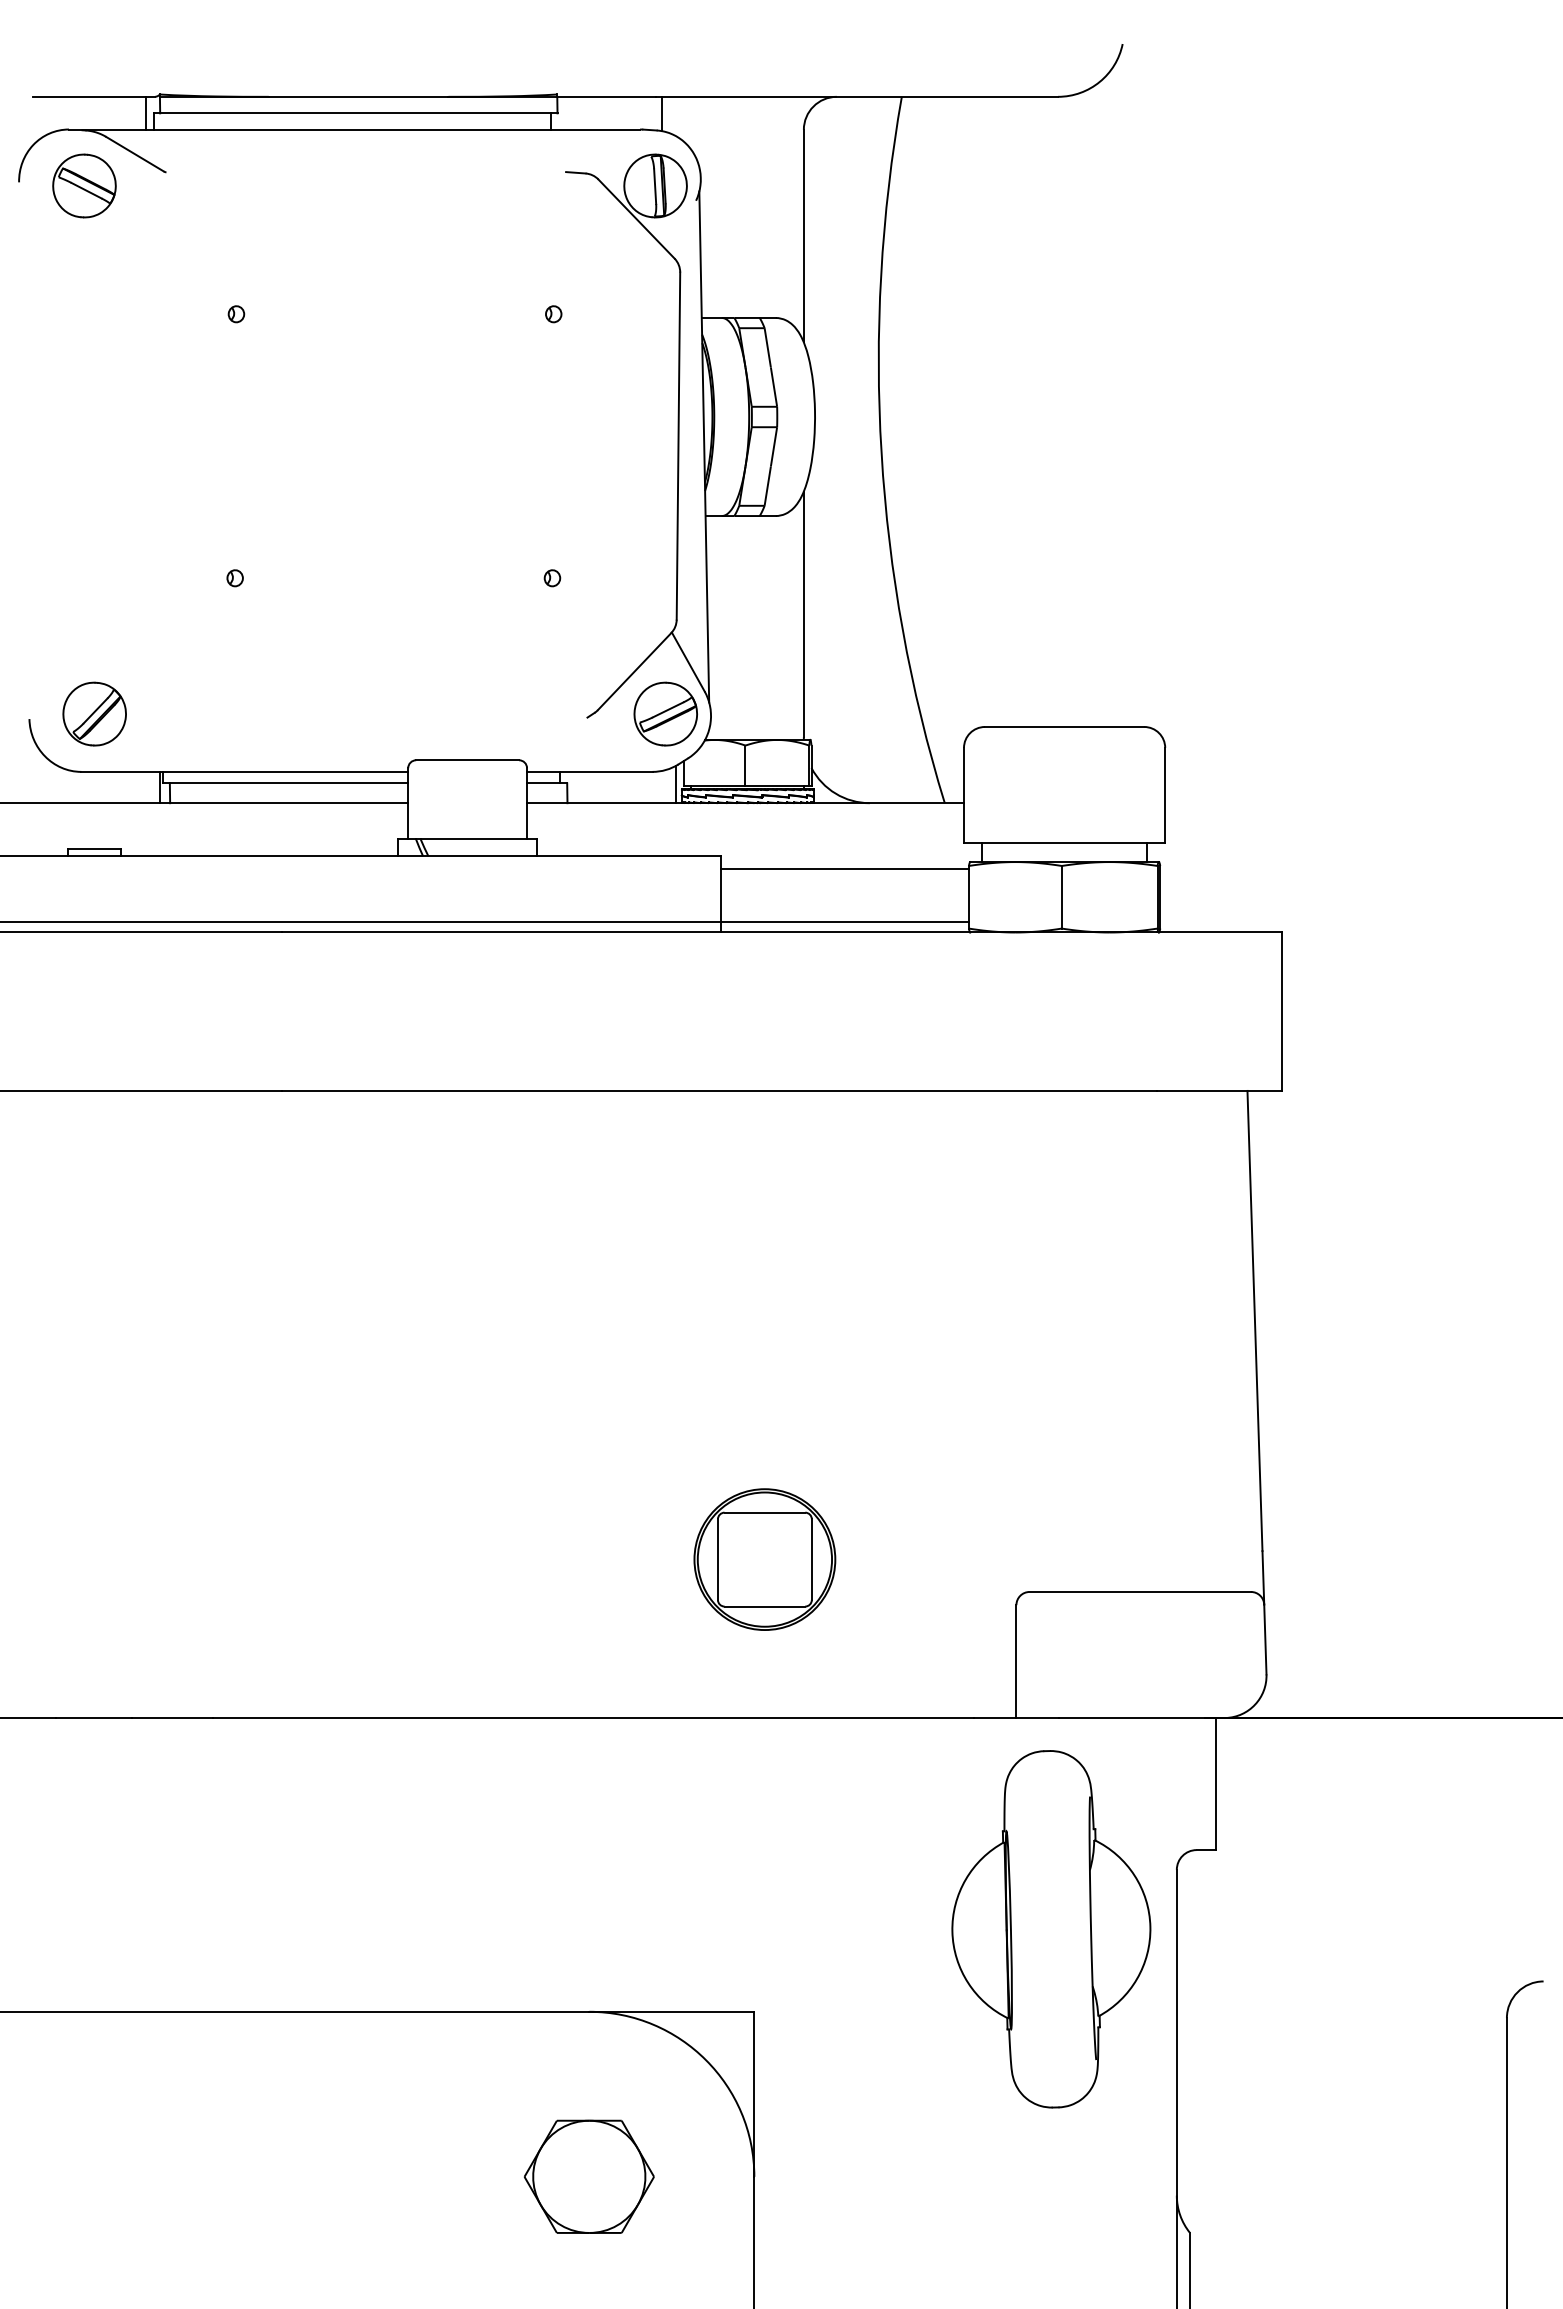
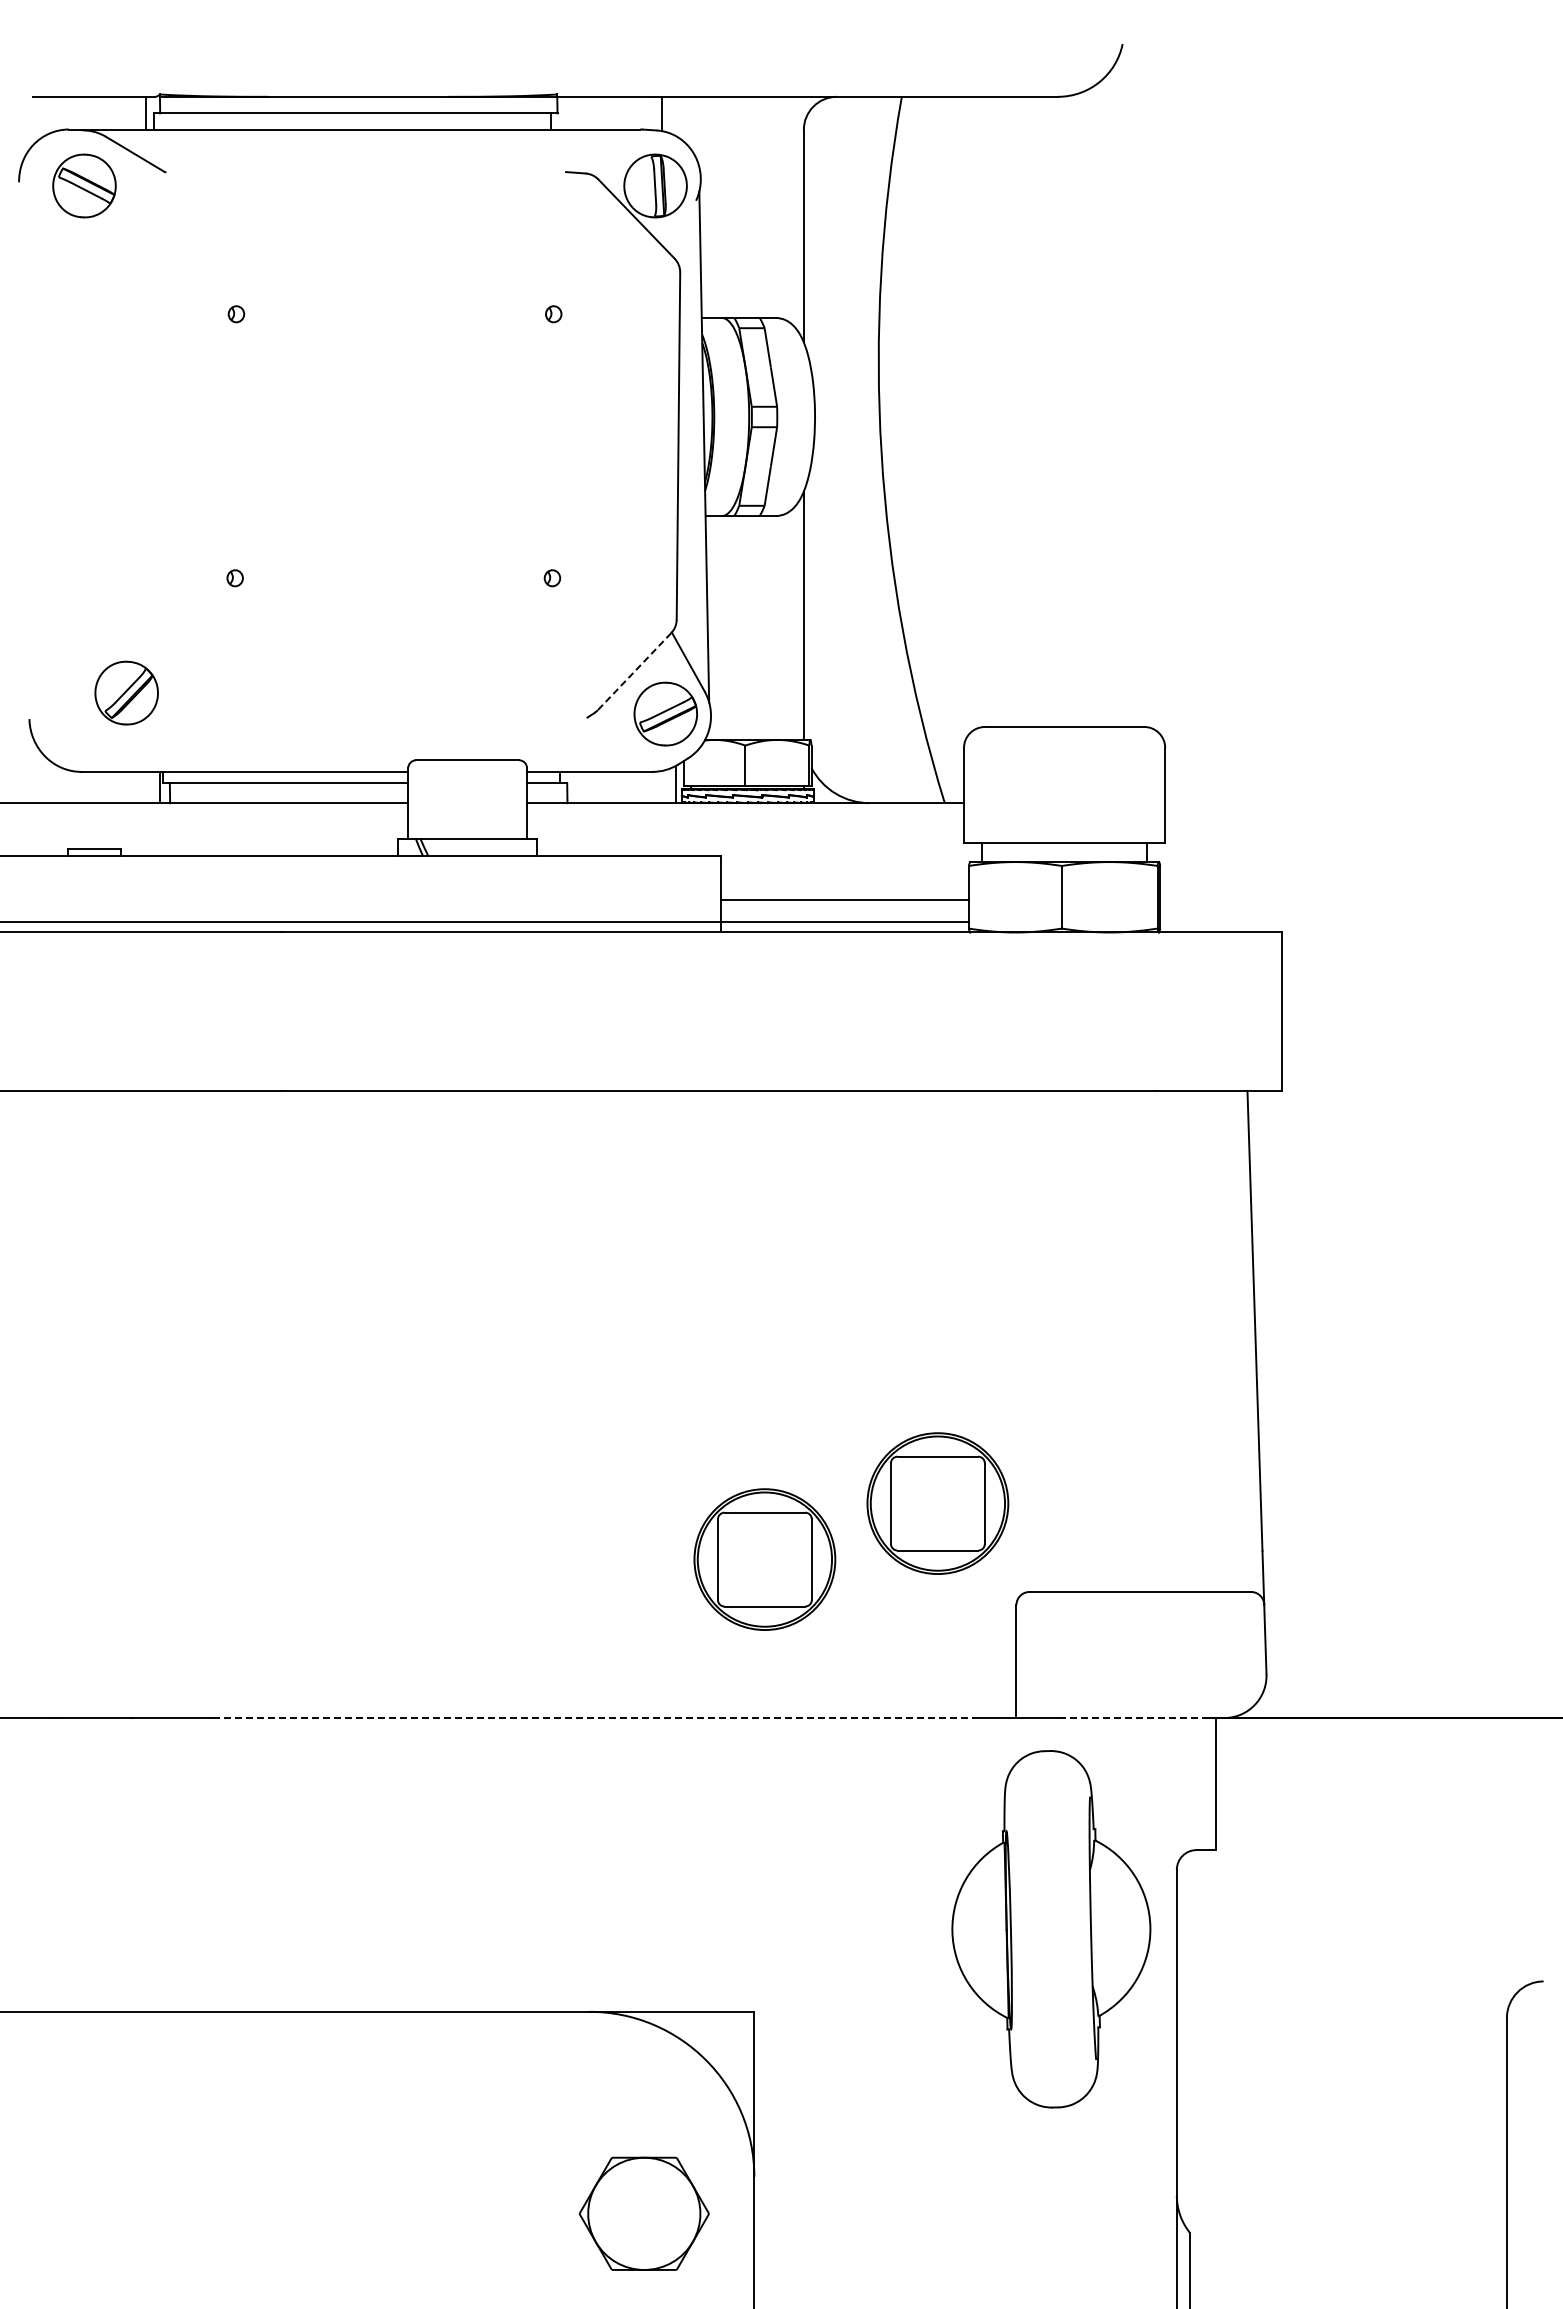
line: solid -> dashed (634, 671)
part position: (94, 713) -> (126, 692) (126, 692)
line position: (844, 869) -> (844, 900) (844, 900)
part: none -> present (937, 1503)
line: solid -> dashed (593, 1718)
line: solid -> dashed (1141, 1718)
part position: (589, 2176) -> (644, 2213) (644, 2213)
